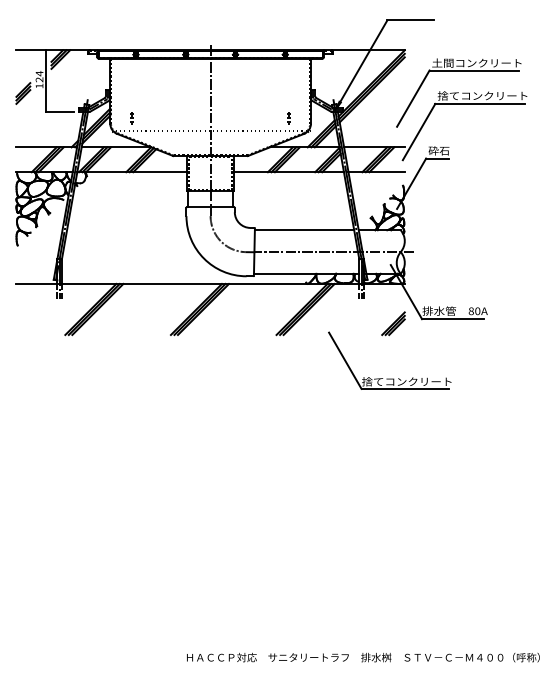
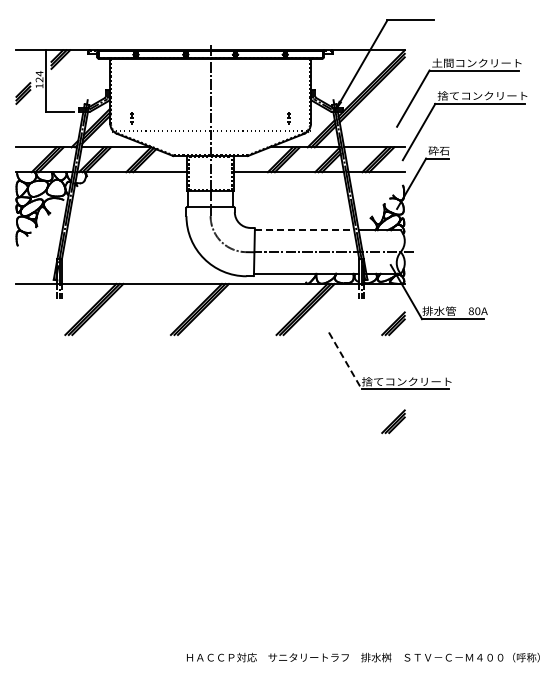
line: solid -> dashed (304, 230)
line: solid -> dashed (345, 361)
part: none -> present (393, 421)
